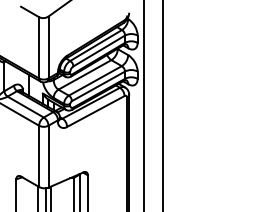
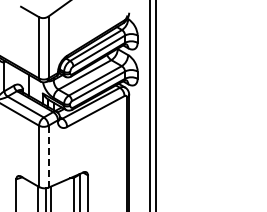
line position: (143, 105) -> (149, 105) (149, 105)
line position: (162, 105) -> (155, 105) (155, 105)
line: solid -> dashed (48, 156)
